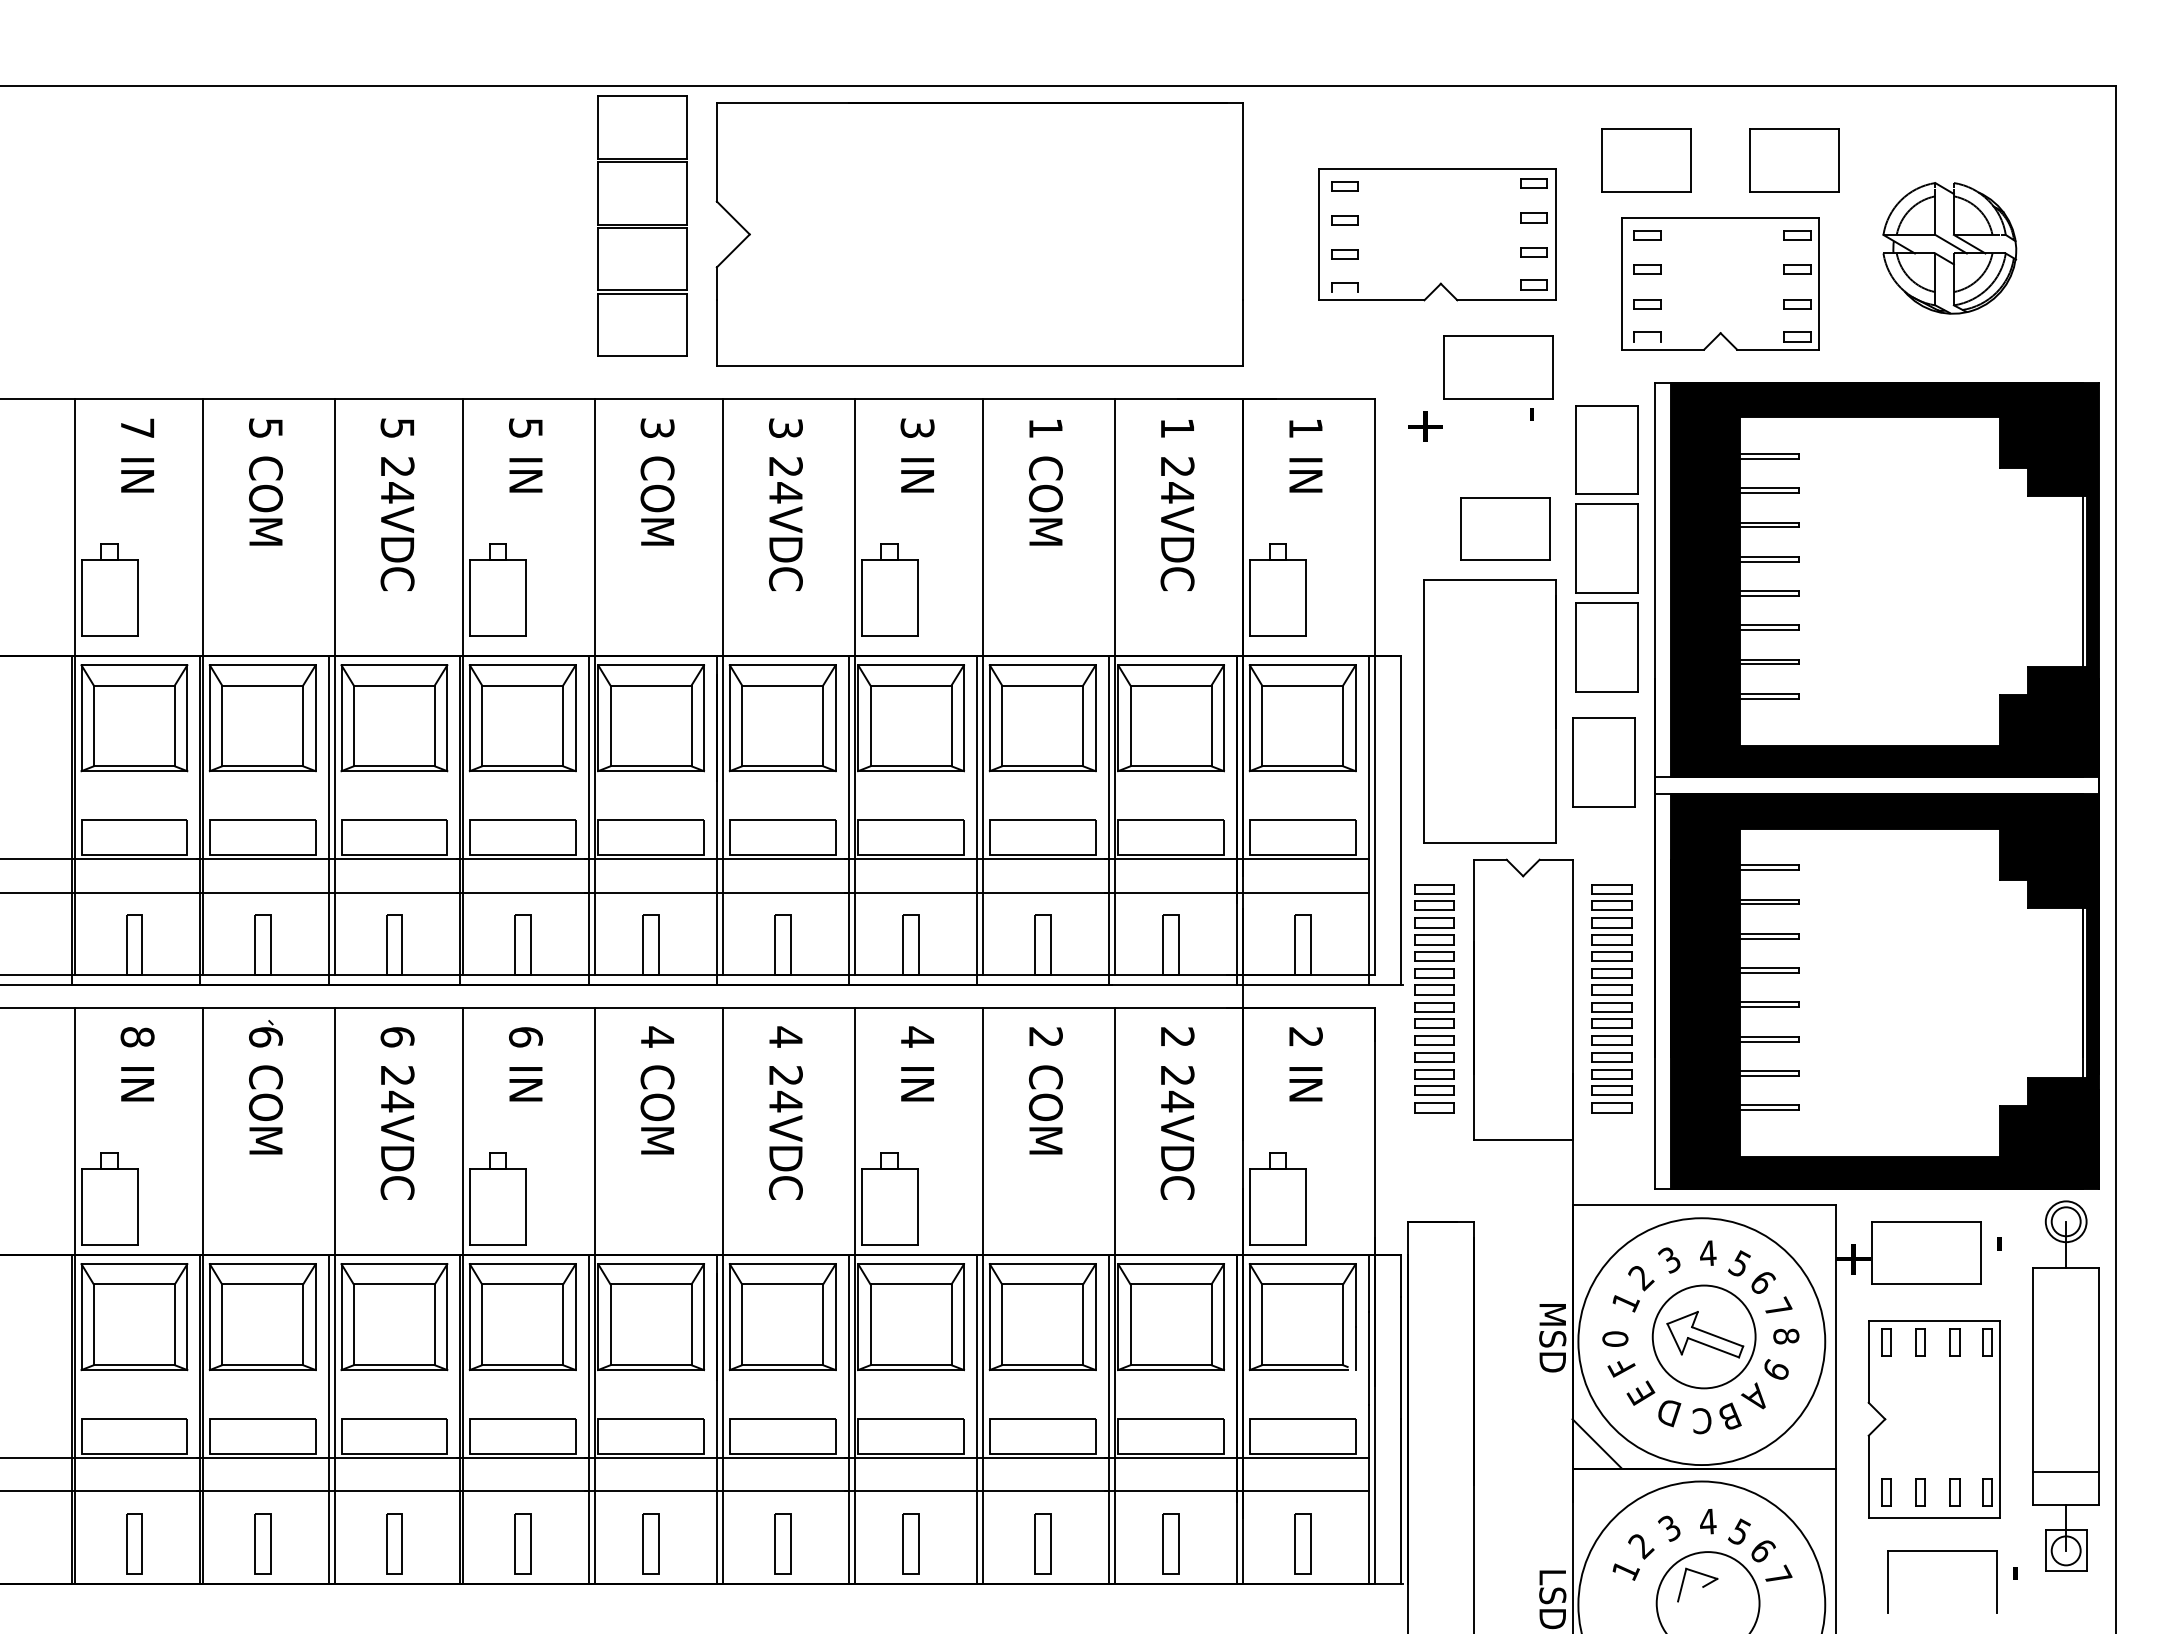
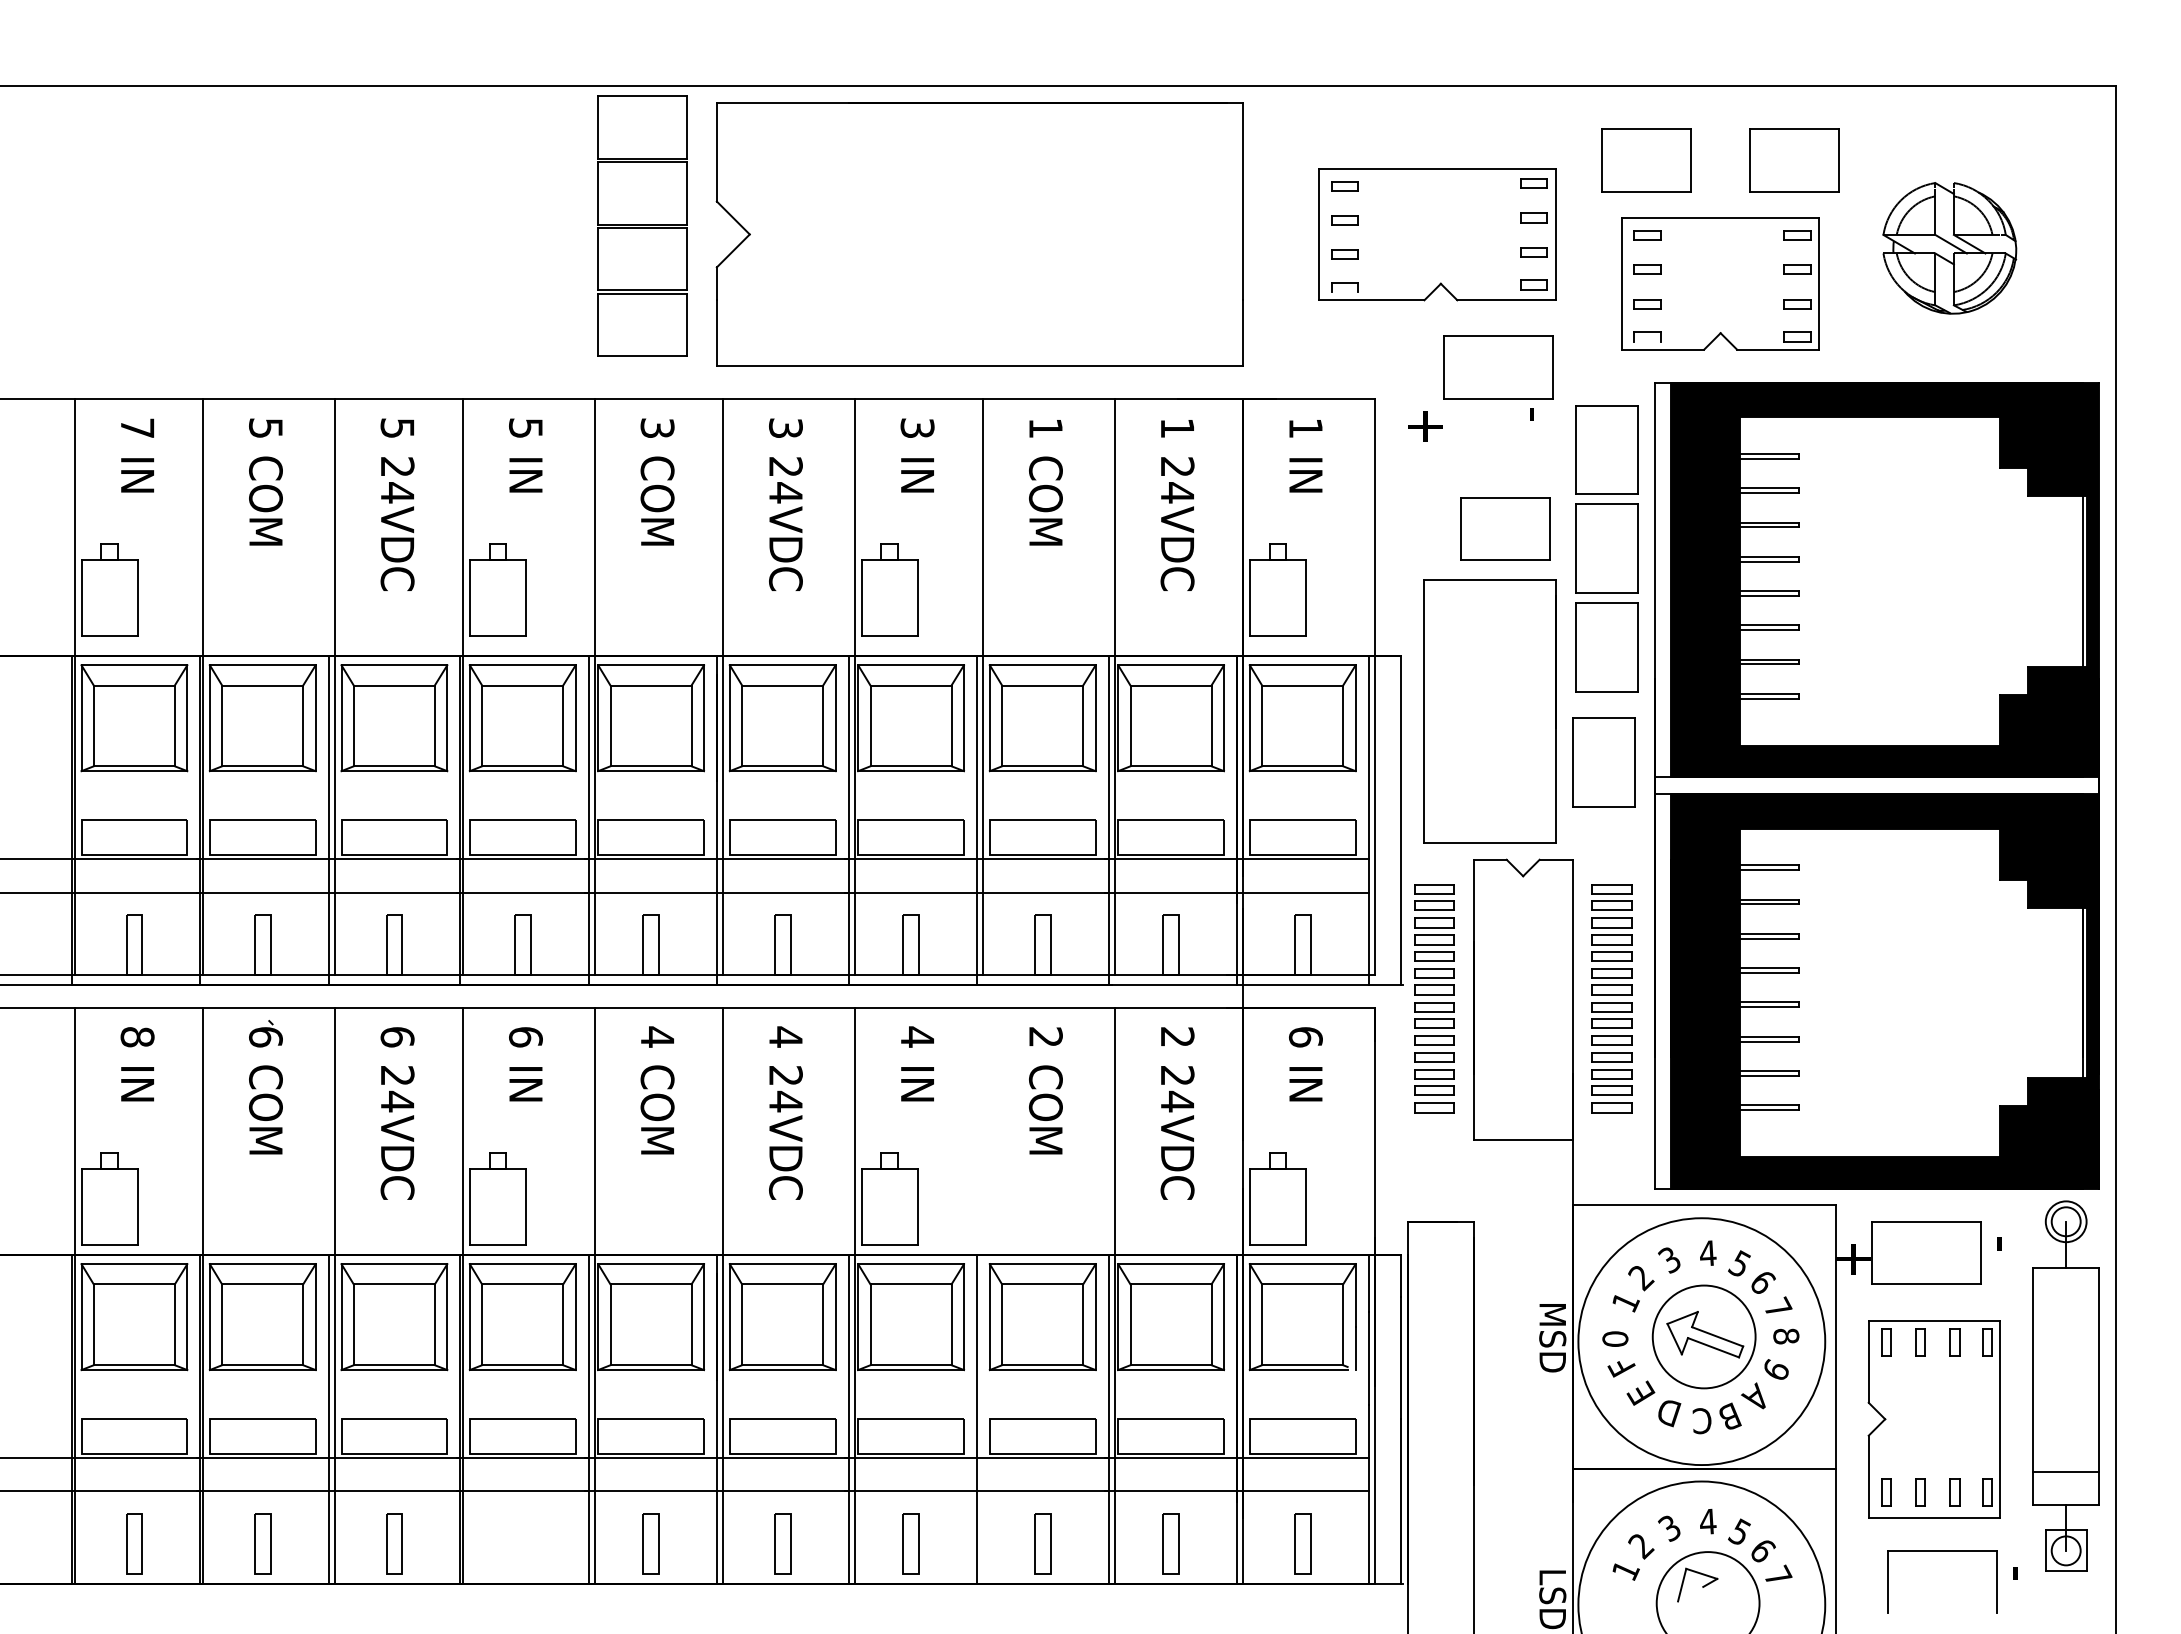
text: 2 -> 6 (1305, 1037)
line: present -> none (983, 1295)
line: present -> none (1596, 1443)
part: present -> none (522, 1543)
